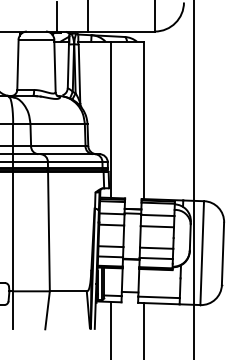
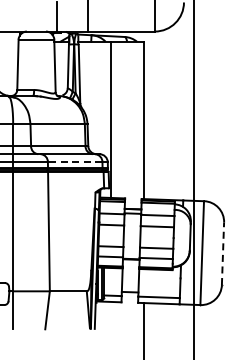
line: solid -> dashed (74, 162)
line: solid -> dashed (223, 253)
line: present -> none (111, 328)
